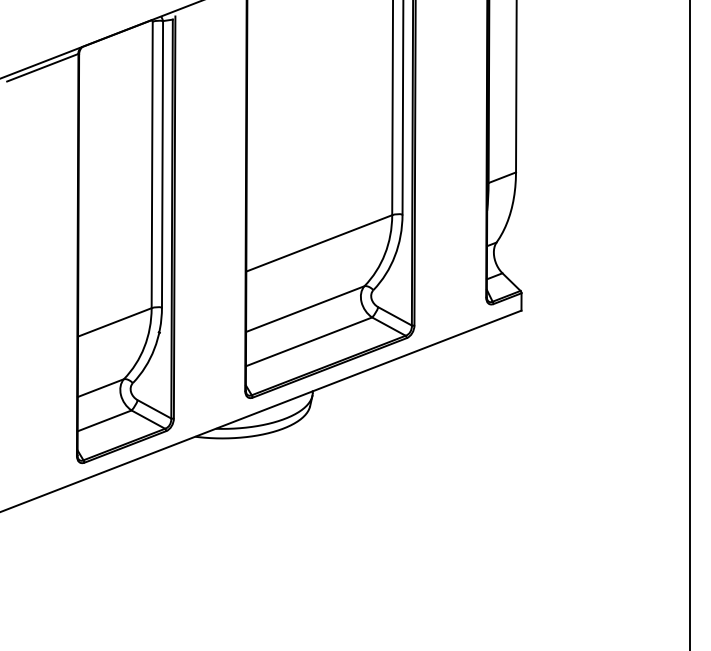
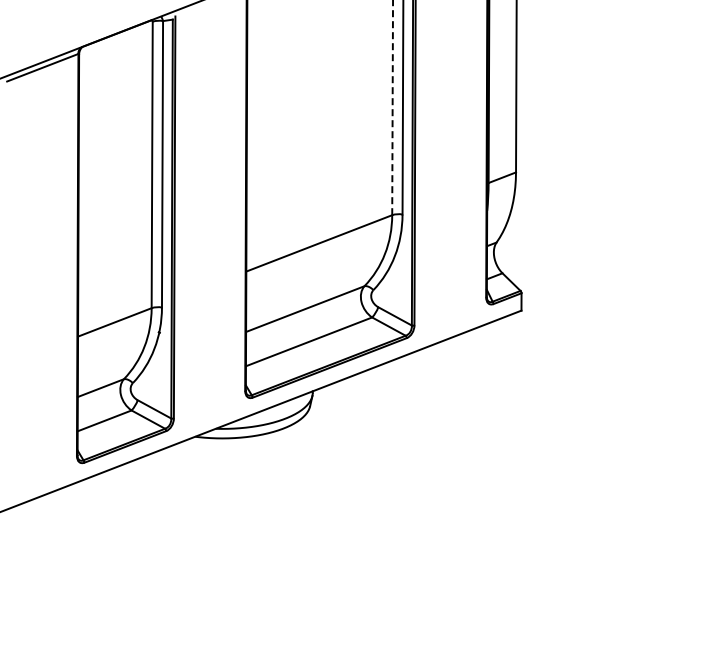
line: solid -> dashed (392, 107)
line: present -> none (689, 324)
